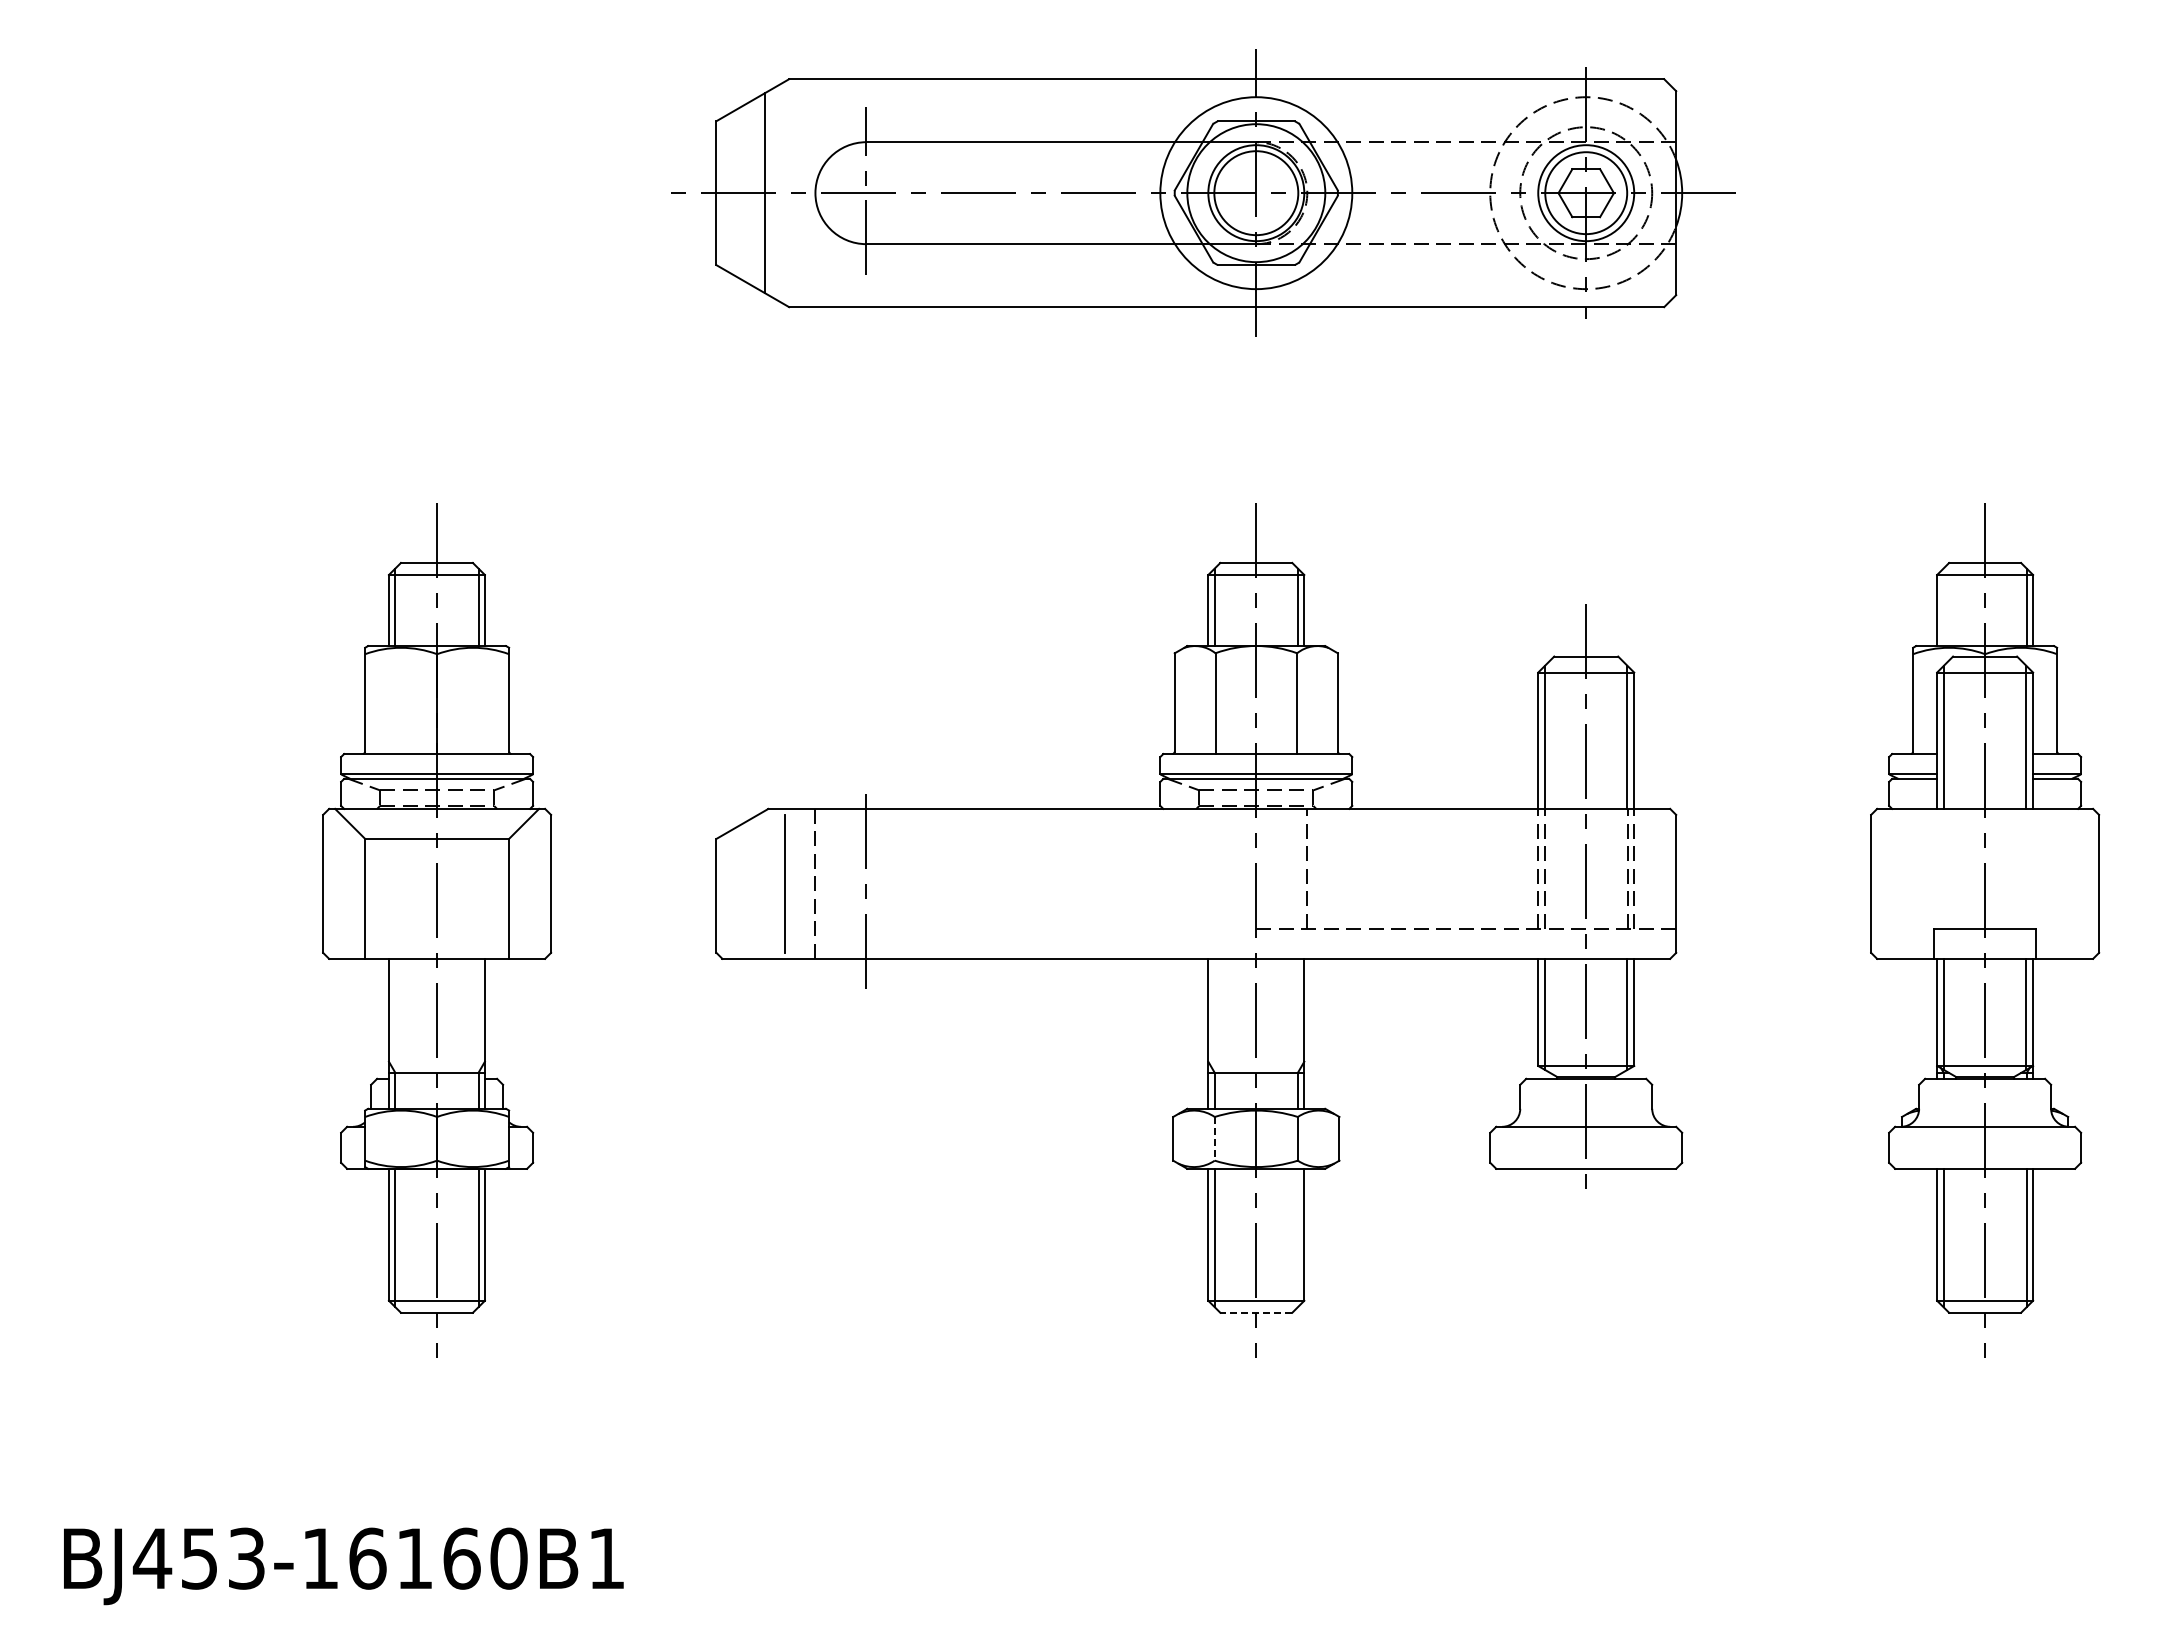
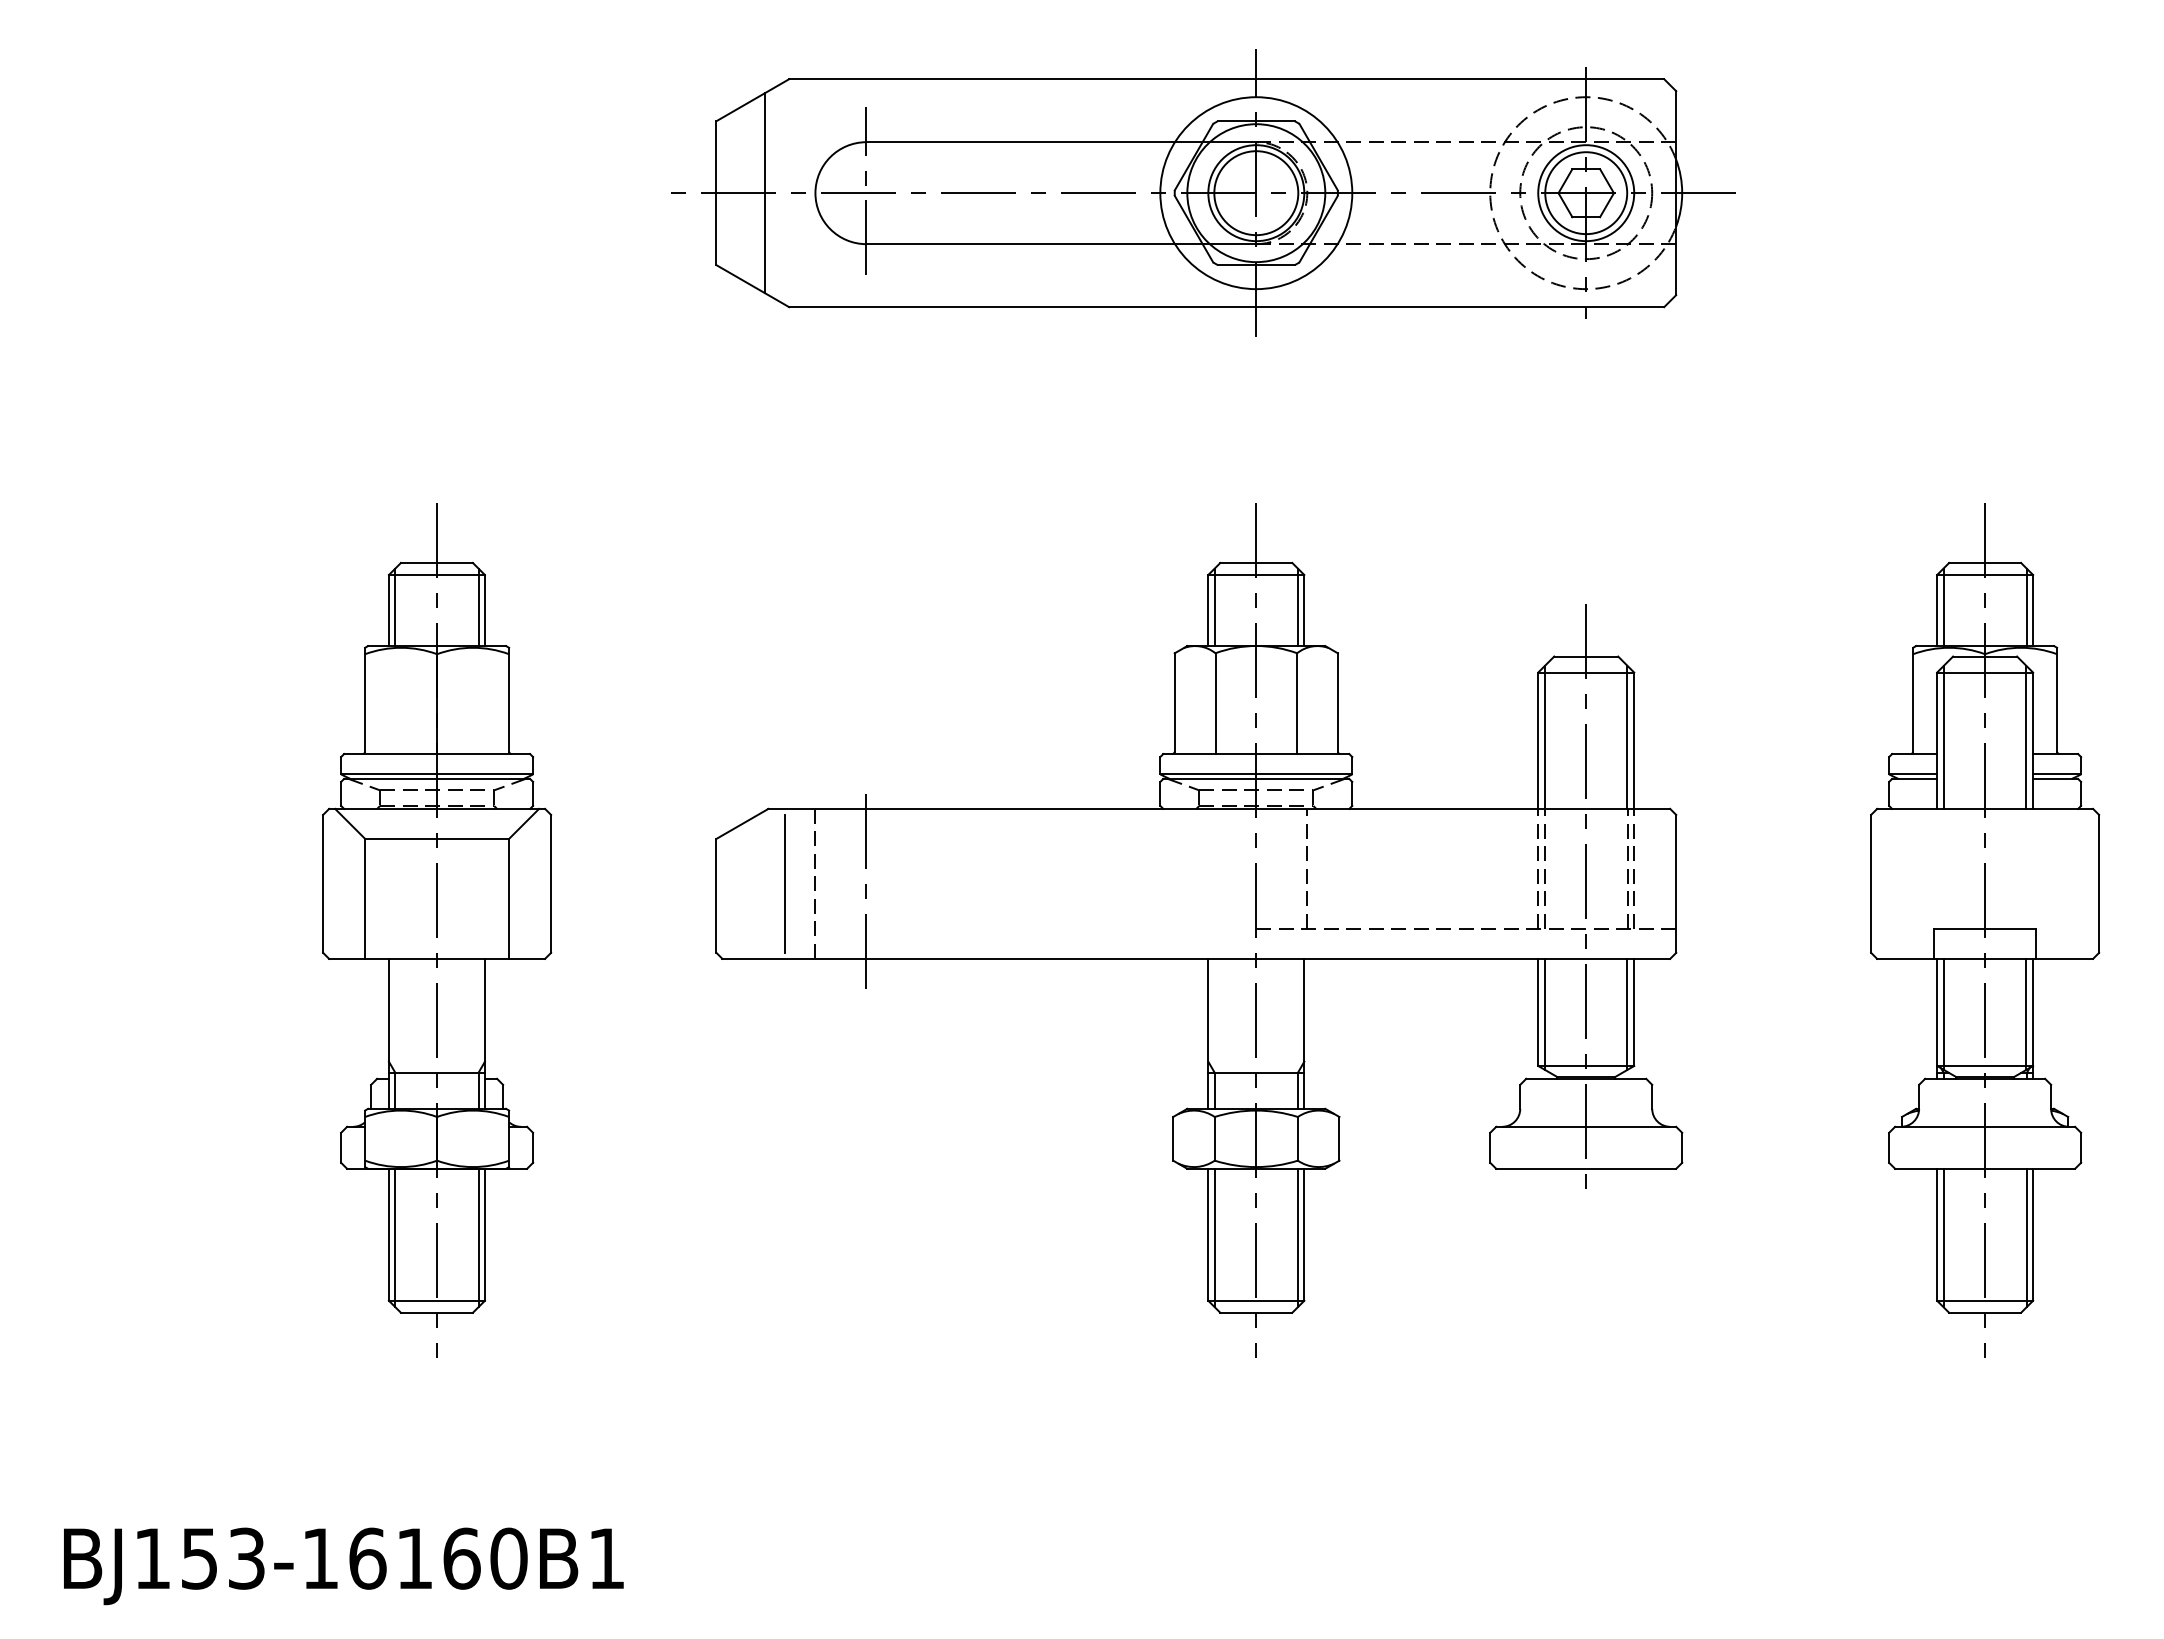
line: none -> present (1943, 607)
line: dashed -> solid (1214, 1138)
line: none -> present (1297, 1237)
line: dashed -> solid (1256, 1312)
text: BJ453-16160B1 -> BJ153-16160B1 (152, 1558)
